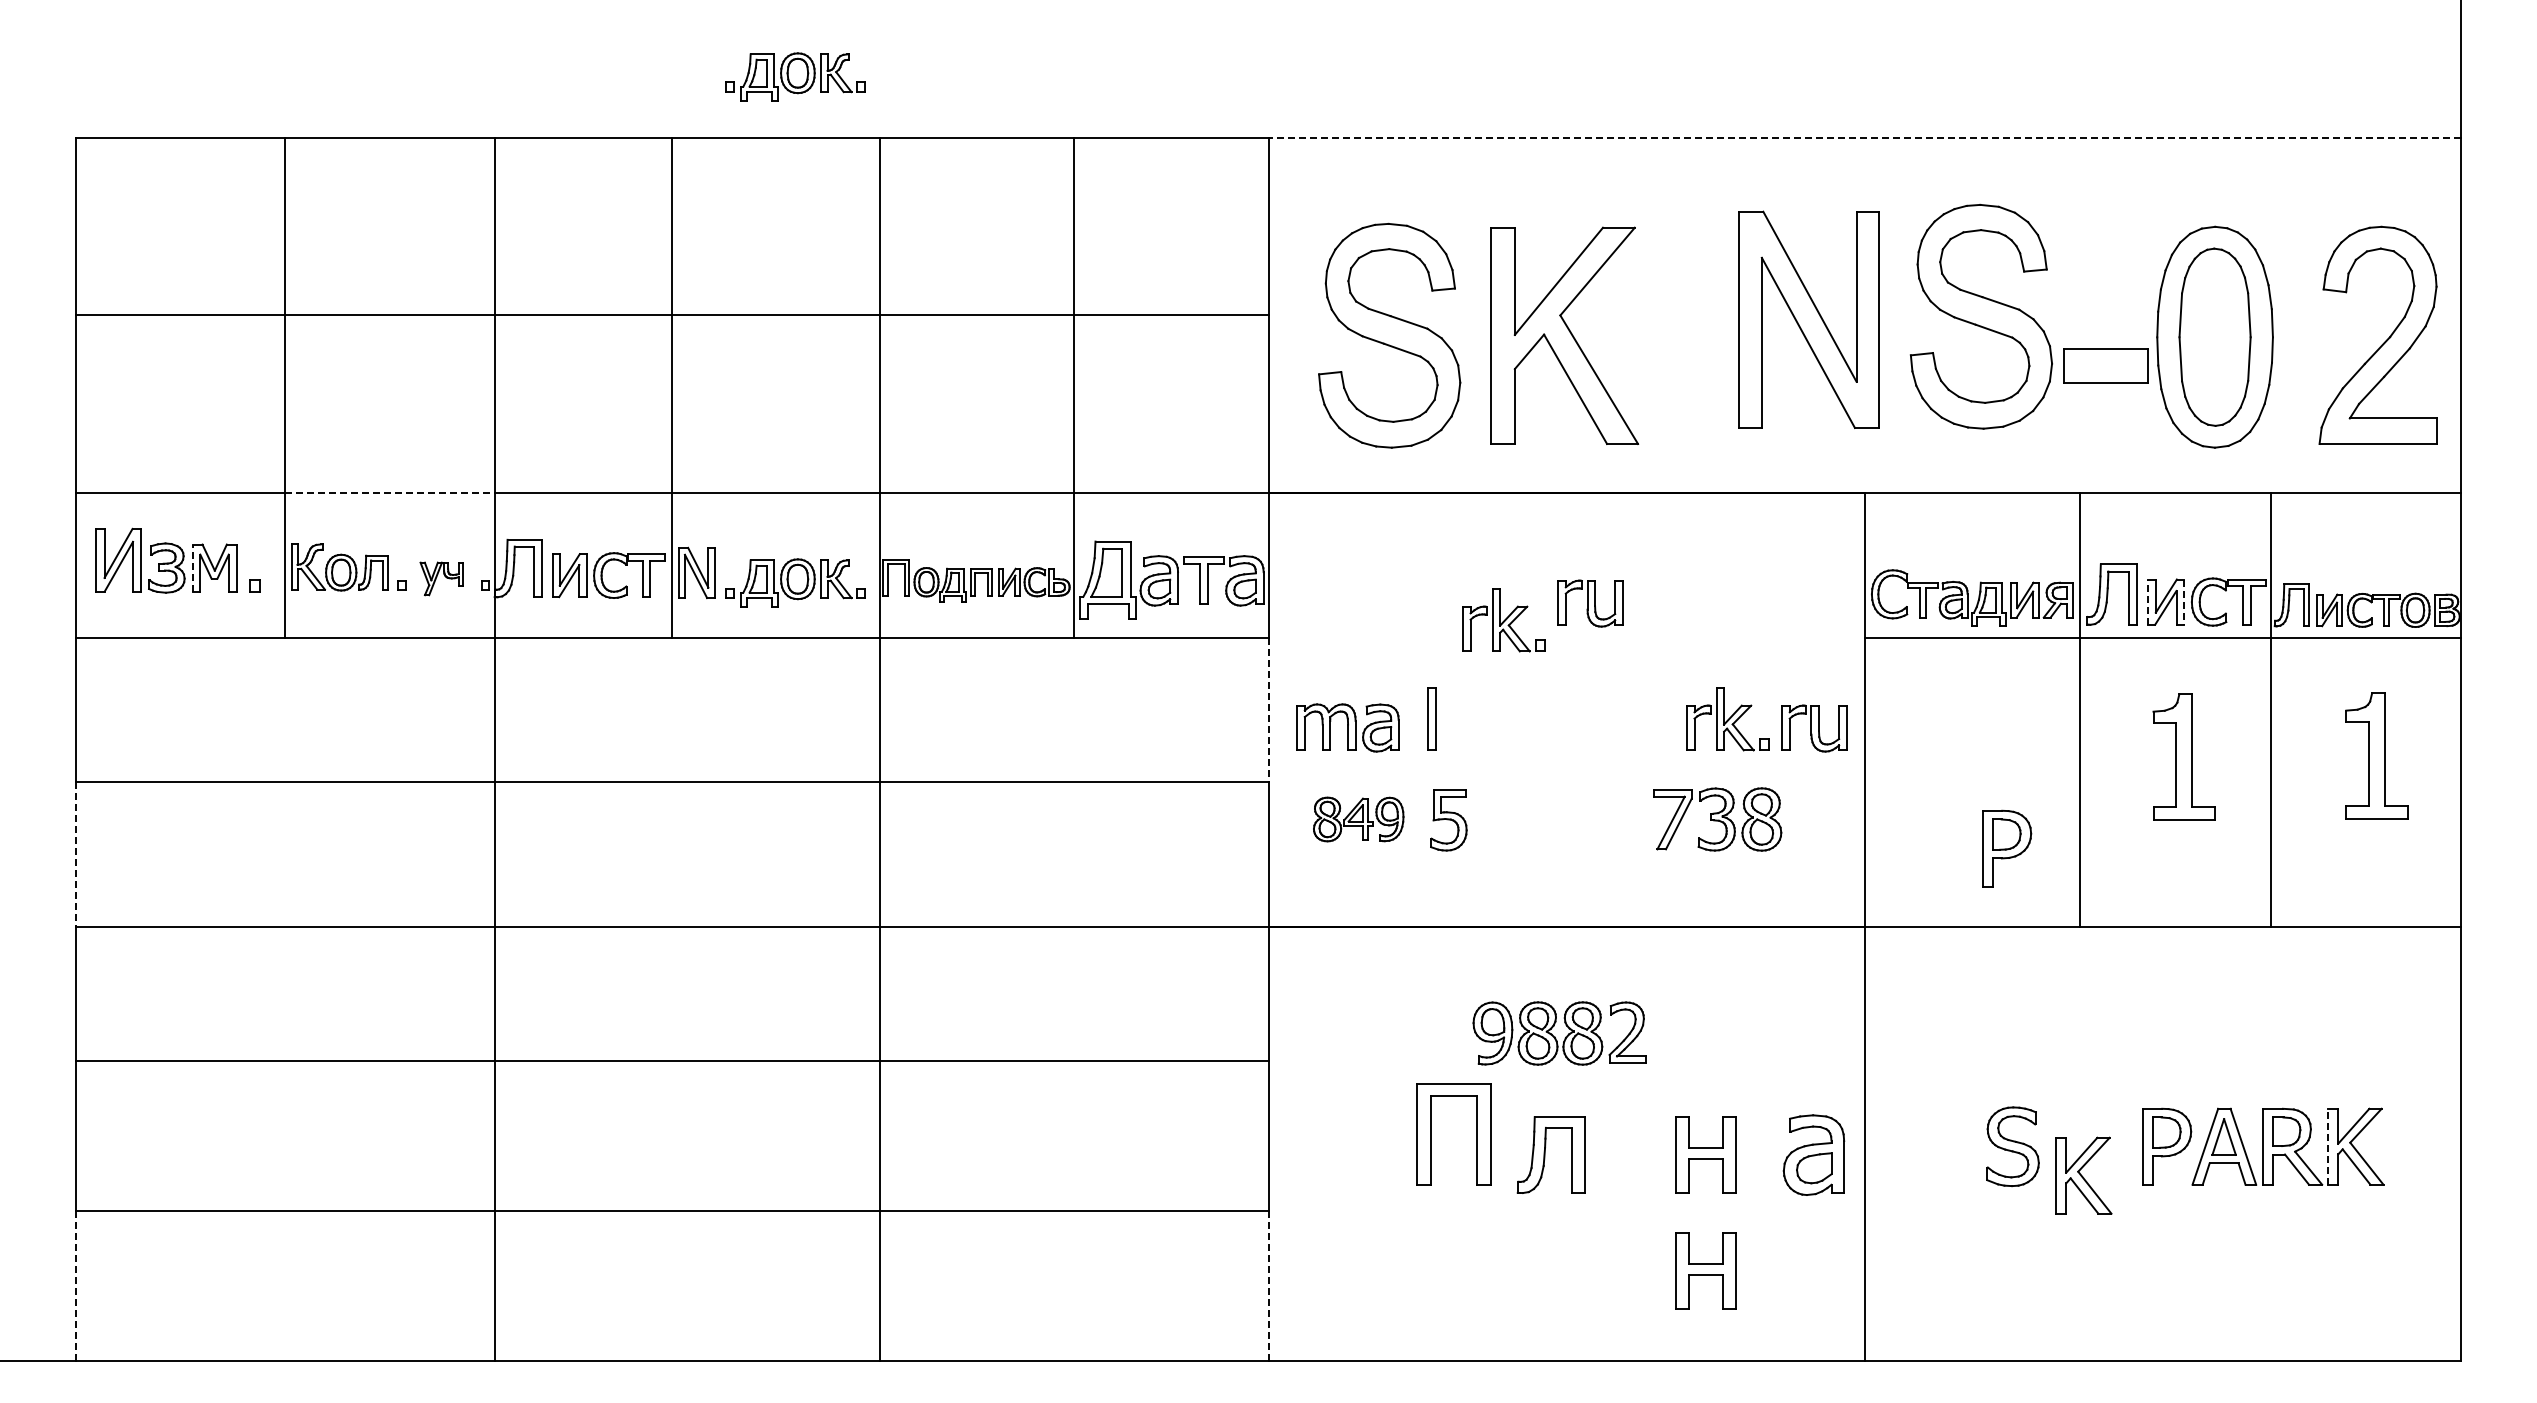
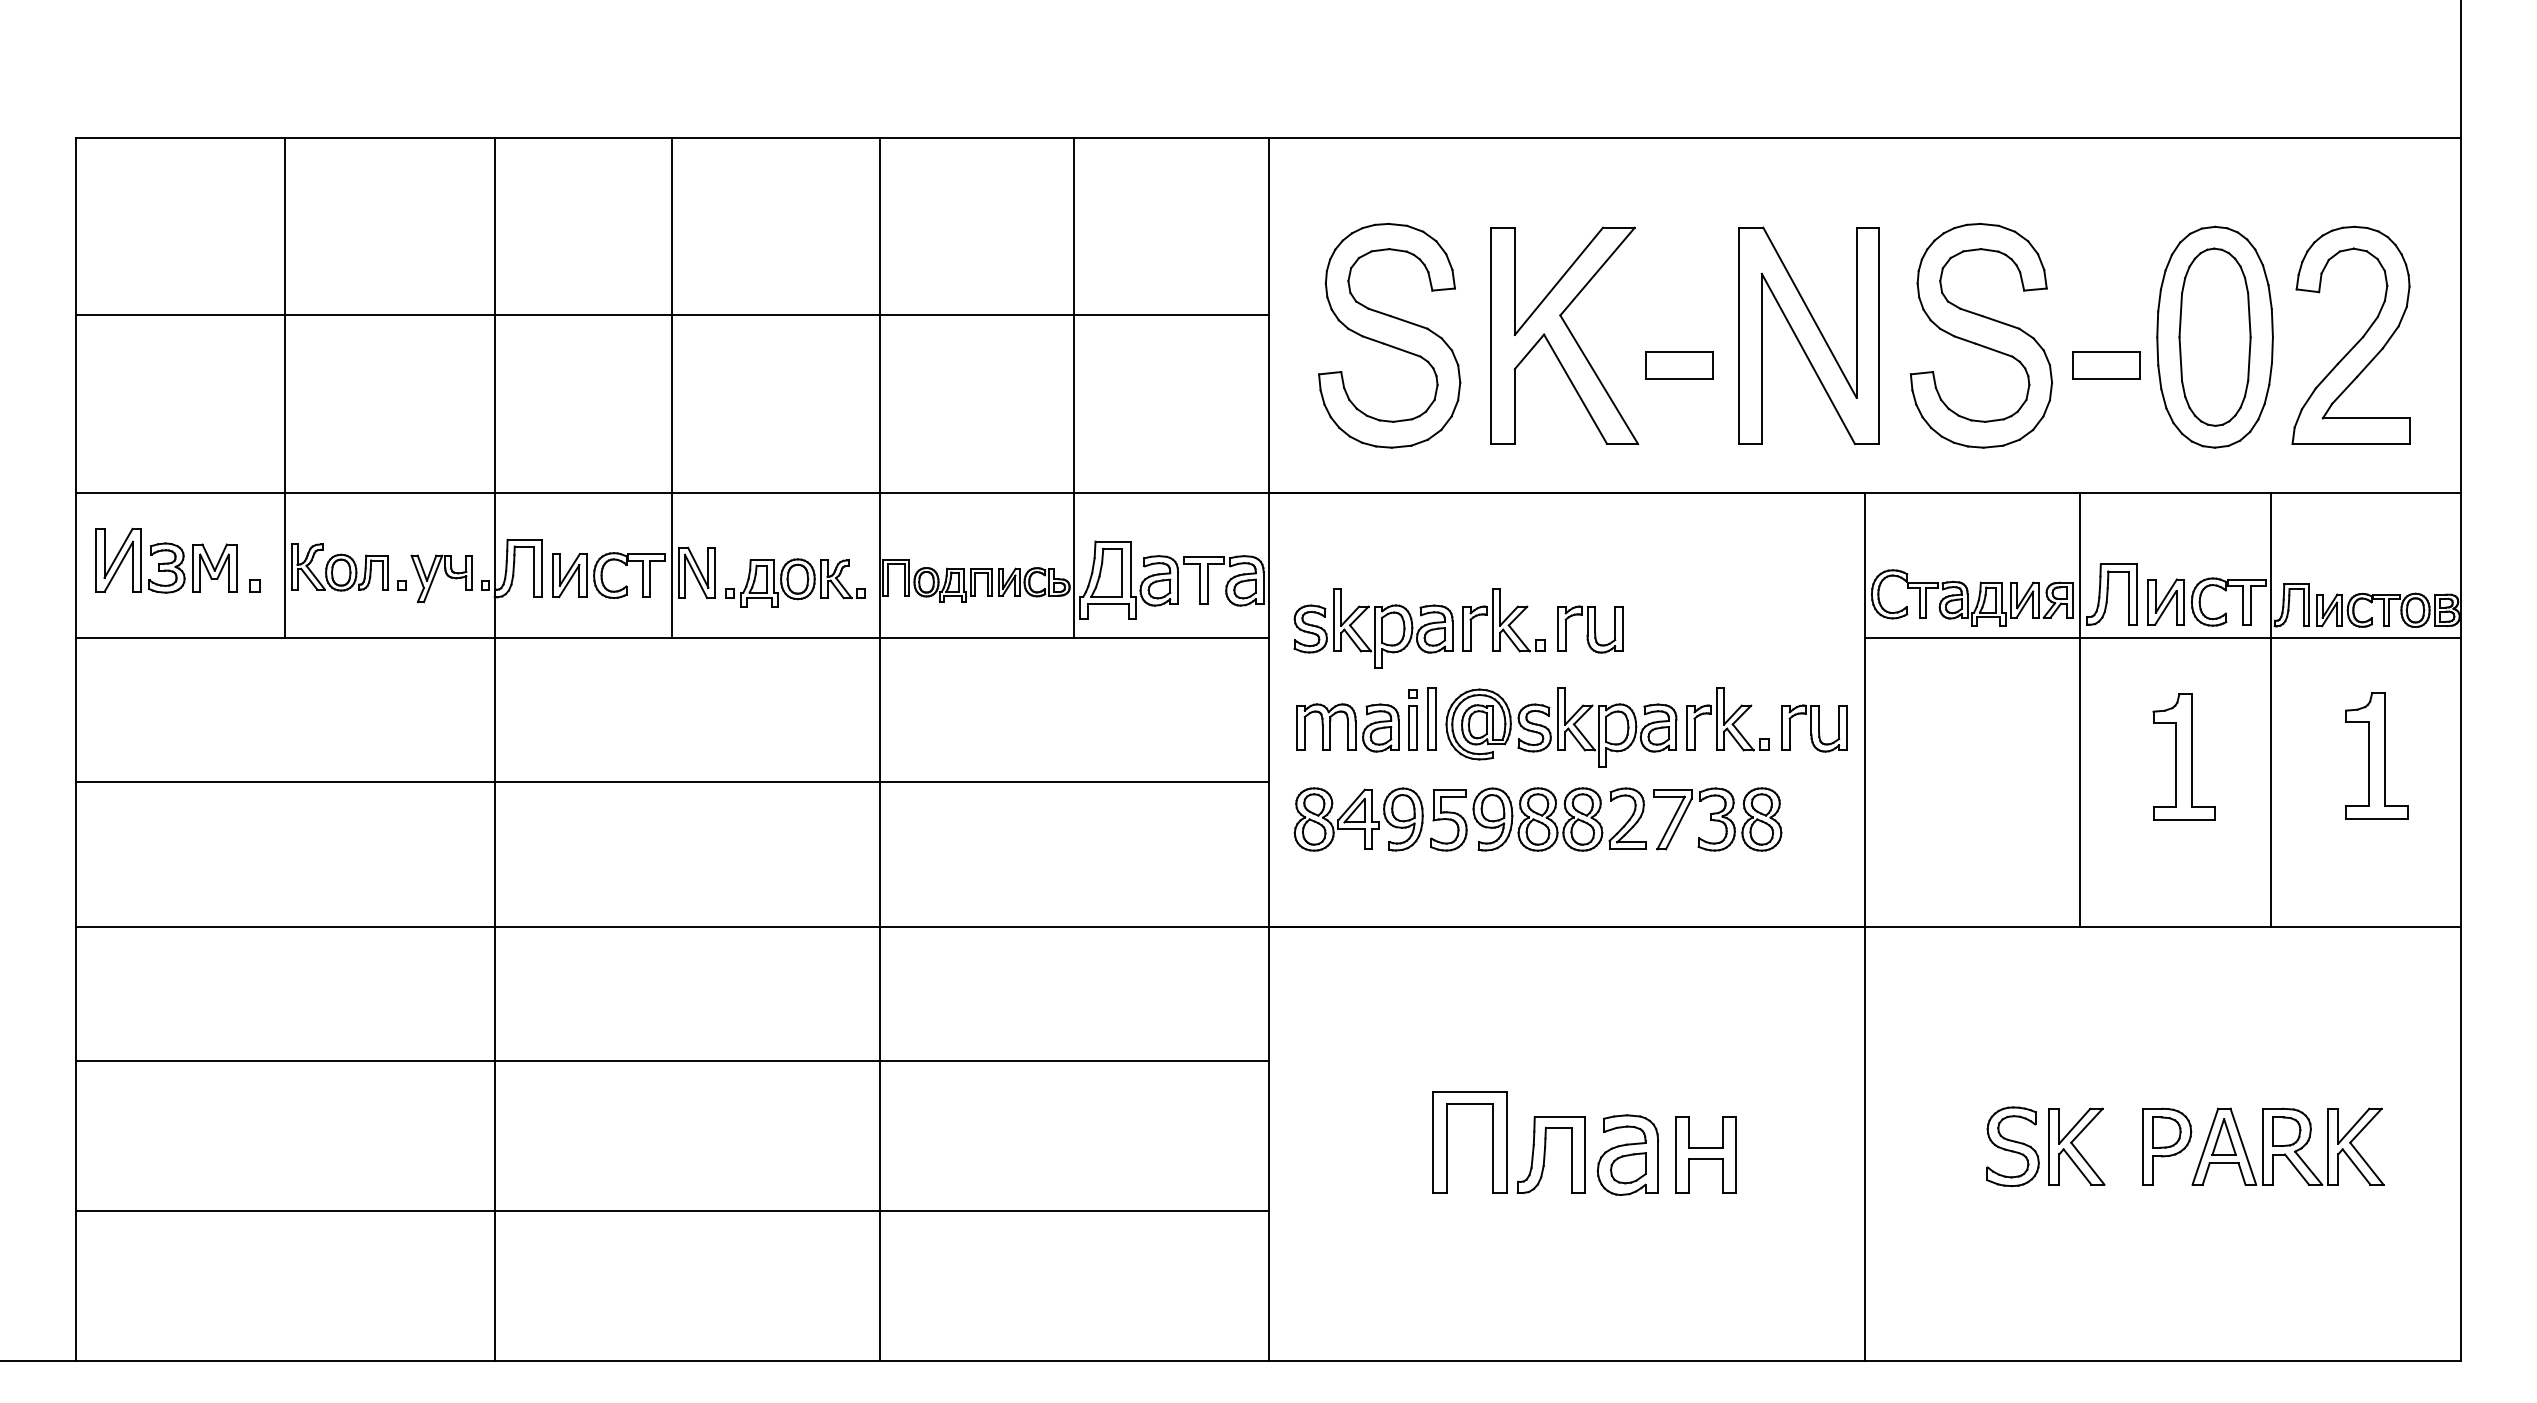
part: present -> none (795, 76)
line: dashed -> solid (1864, 137)
part position: (1980, 316) -> (1980, 335) (1980, 335)
part position: (1808, 319) -> (1808, 335) (1808, 335)
part position: (2384, 341) -> (2357, 341) (2357, 341)
part: none -> present (1679, 365)
part size: 86x36 px -> 69x29 px (2106, 365)
line: dashed -> solid (390, 492)
line: dashed -> solid (192, 568)
part size: 45x36 px -> 63x50 px (441, 578)
line: dashed -> solid (2148, 602)
line: dashed -> solid (2184, 602)
part position: (1590, 603) -> (1590, 629) (1590, 629)
part: none -> present (1373, 628)
line: dashed -> solid (1268, 710)
part: none -> present (1412, 719)
part: none -> present (1561, 727)
part size: 92x47 px -> 131x65 px (1358, 819)
part: present -> none (2007, 848)
line: dashed -> solid (76, 855)
part position: (1559, 1033) -> (1559, 819) (1559, 819)
part position: (1431, 1134) -> (1447, 1142) (1447, 1142)
line: dashed -> solid (2328, 1146)
part position: (1813, 1154) -> (1627, 1154) (1627, 1154)
part position: (2083, 1175) -> (2076, 1146) (2076, 1146)
part: present -> none (1705, 1270)
line: dashed -> solid (76, 1285)
line: dashed -> solid (1268, 1285)
